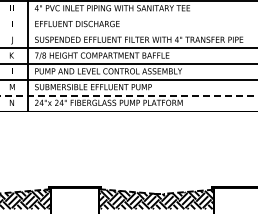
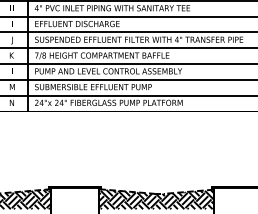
line: none -> present (128, 16)
line: none -> present (128, 32)
line: dashed -> solid (129, 95)
